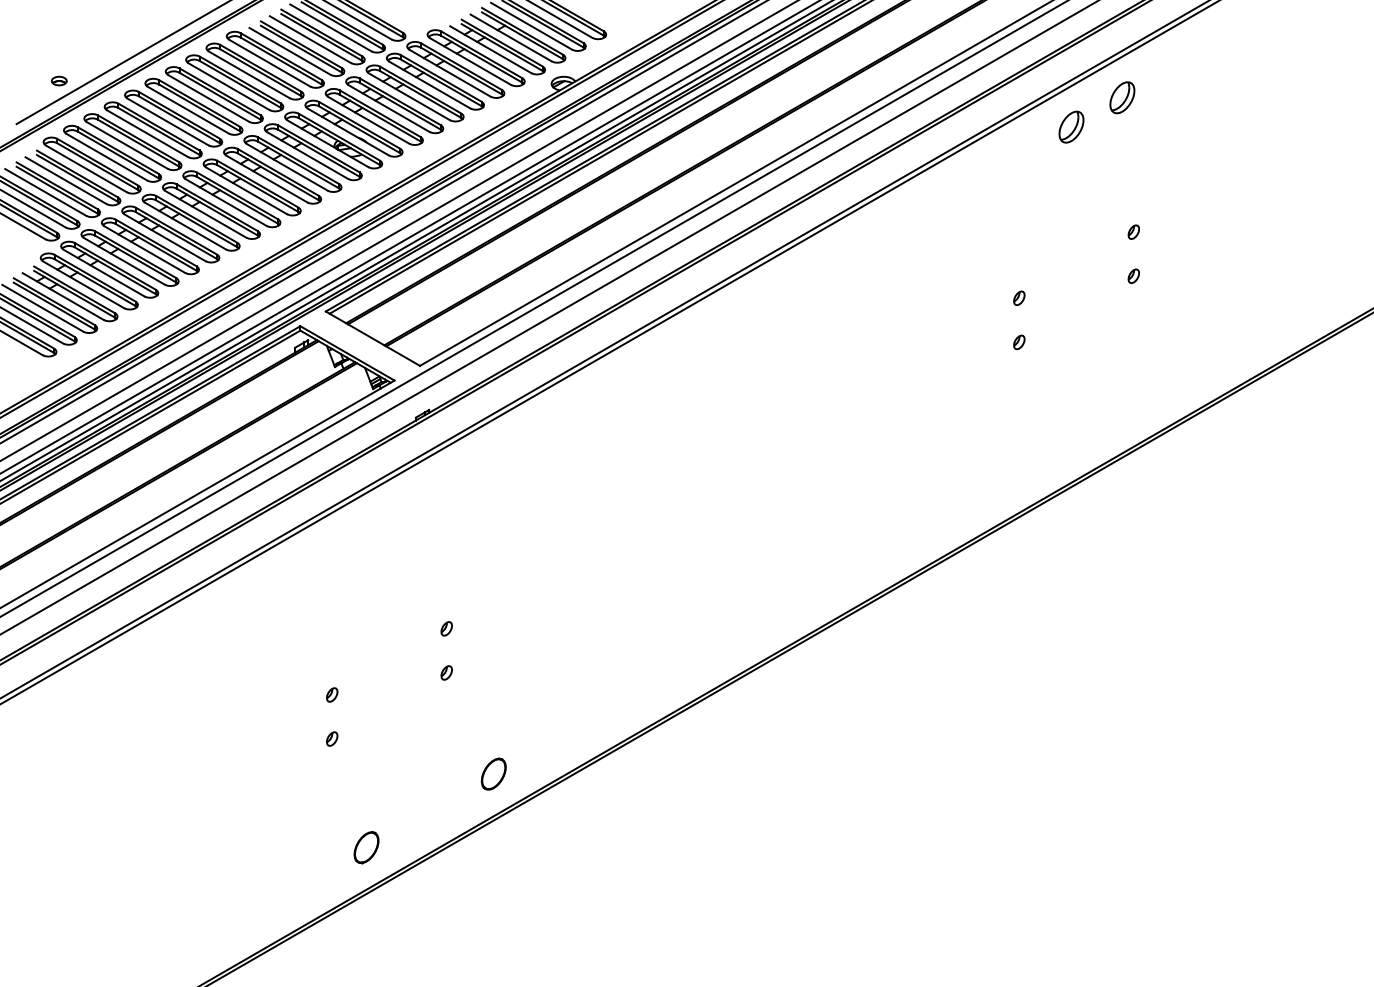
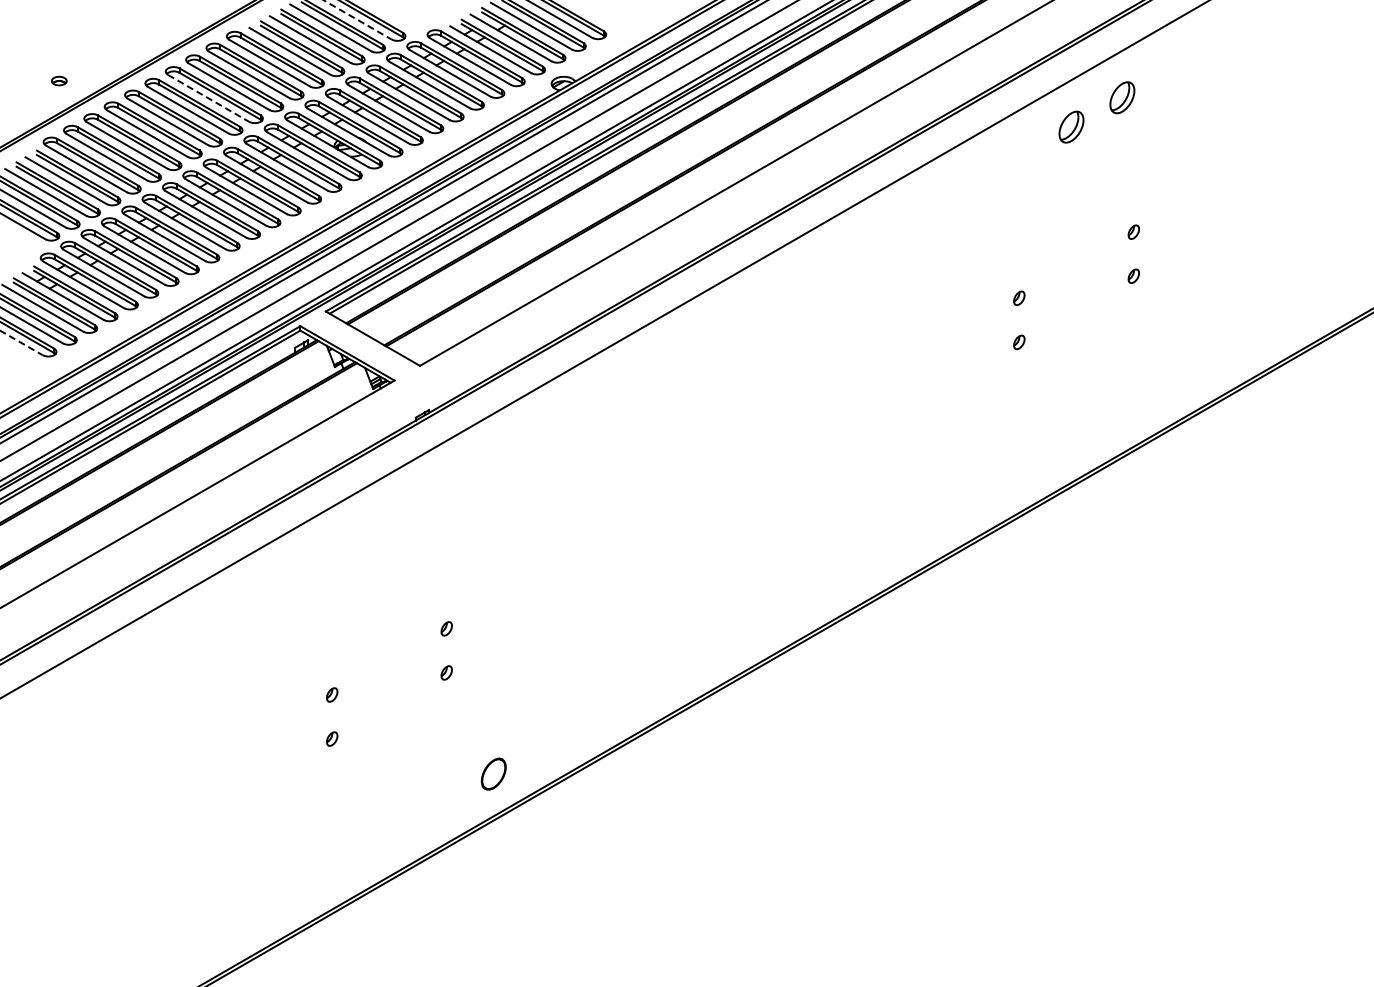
line: solid -> dashed (358, 20)
line: present -> none (122, 63)
line: solid -> dashed (208, 98)
line: present -> none (409, 237)
line: present -> none (533, 308)
line: present -> none (548, 317)
line: solid -> dashed (22, 343)
line: present -> none (609, 352)
part: present -> none (366, 847)
